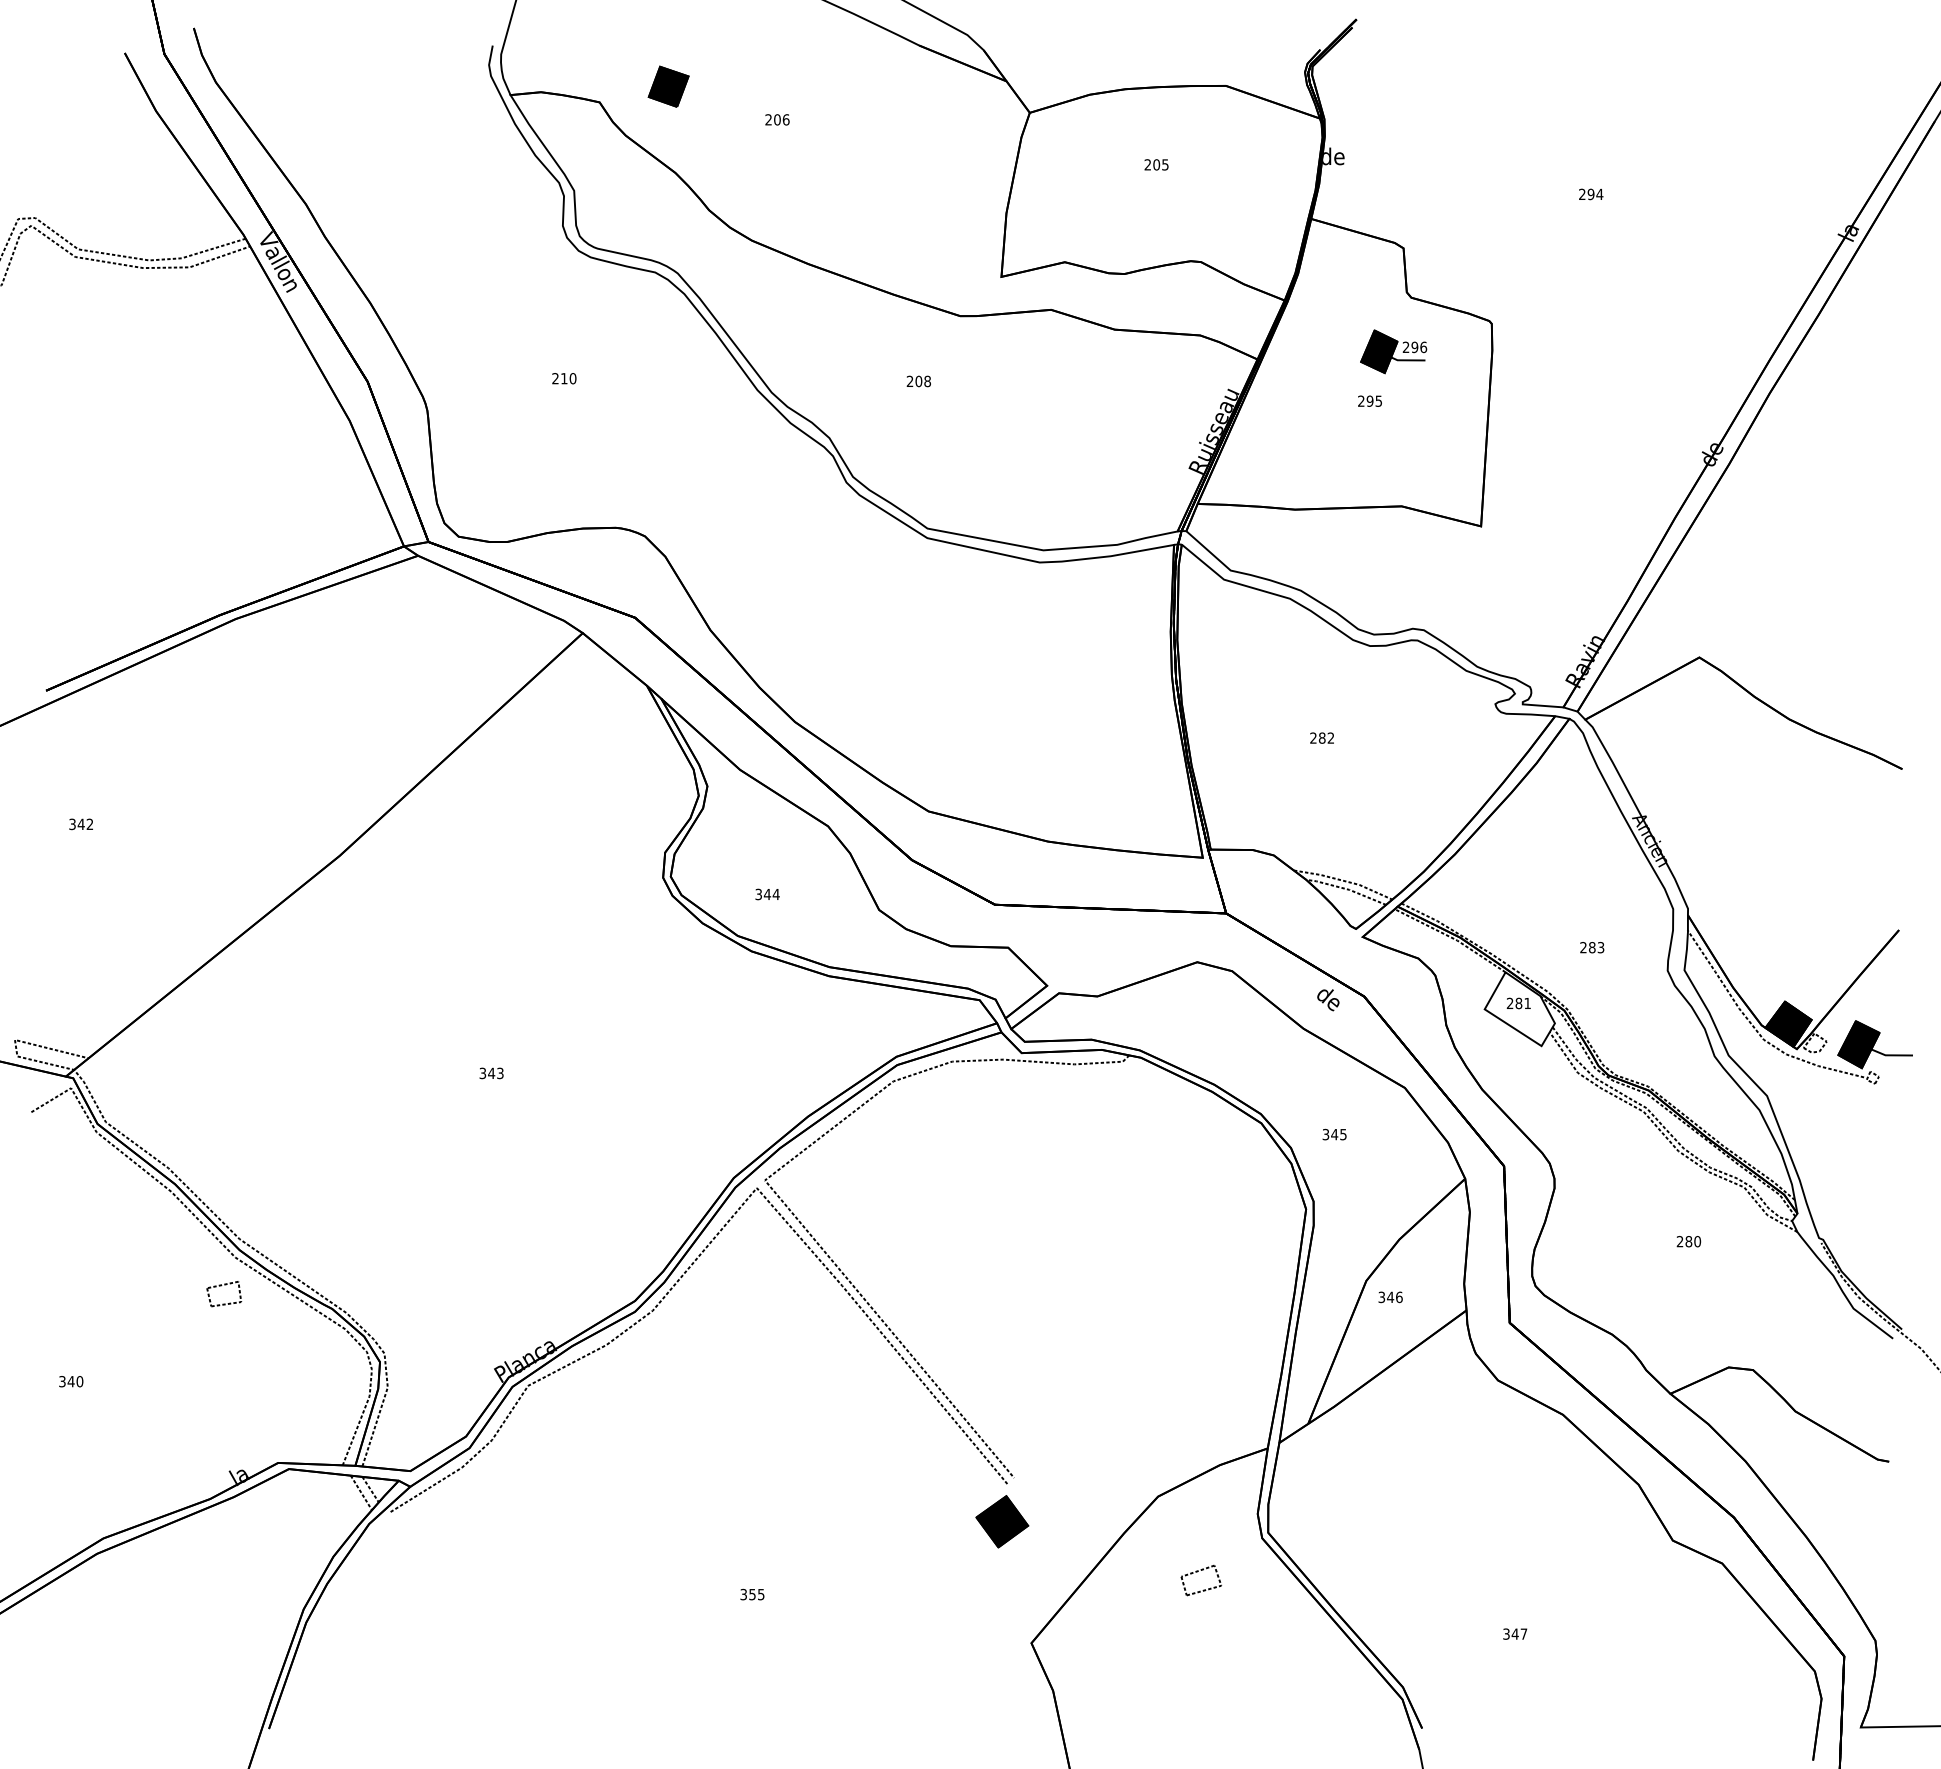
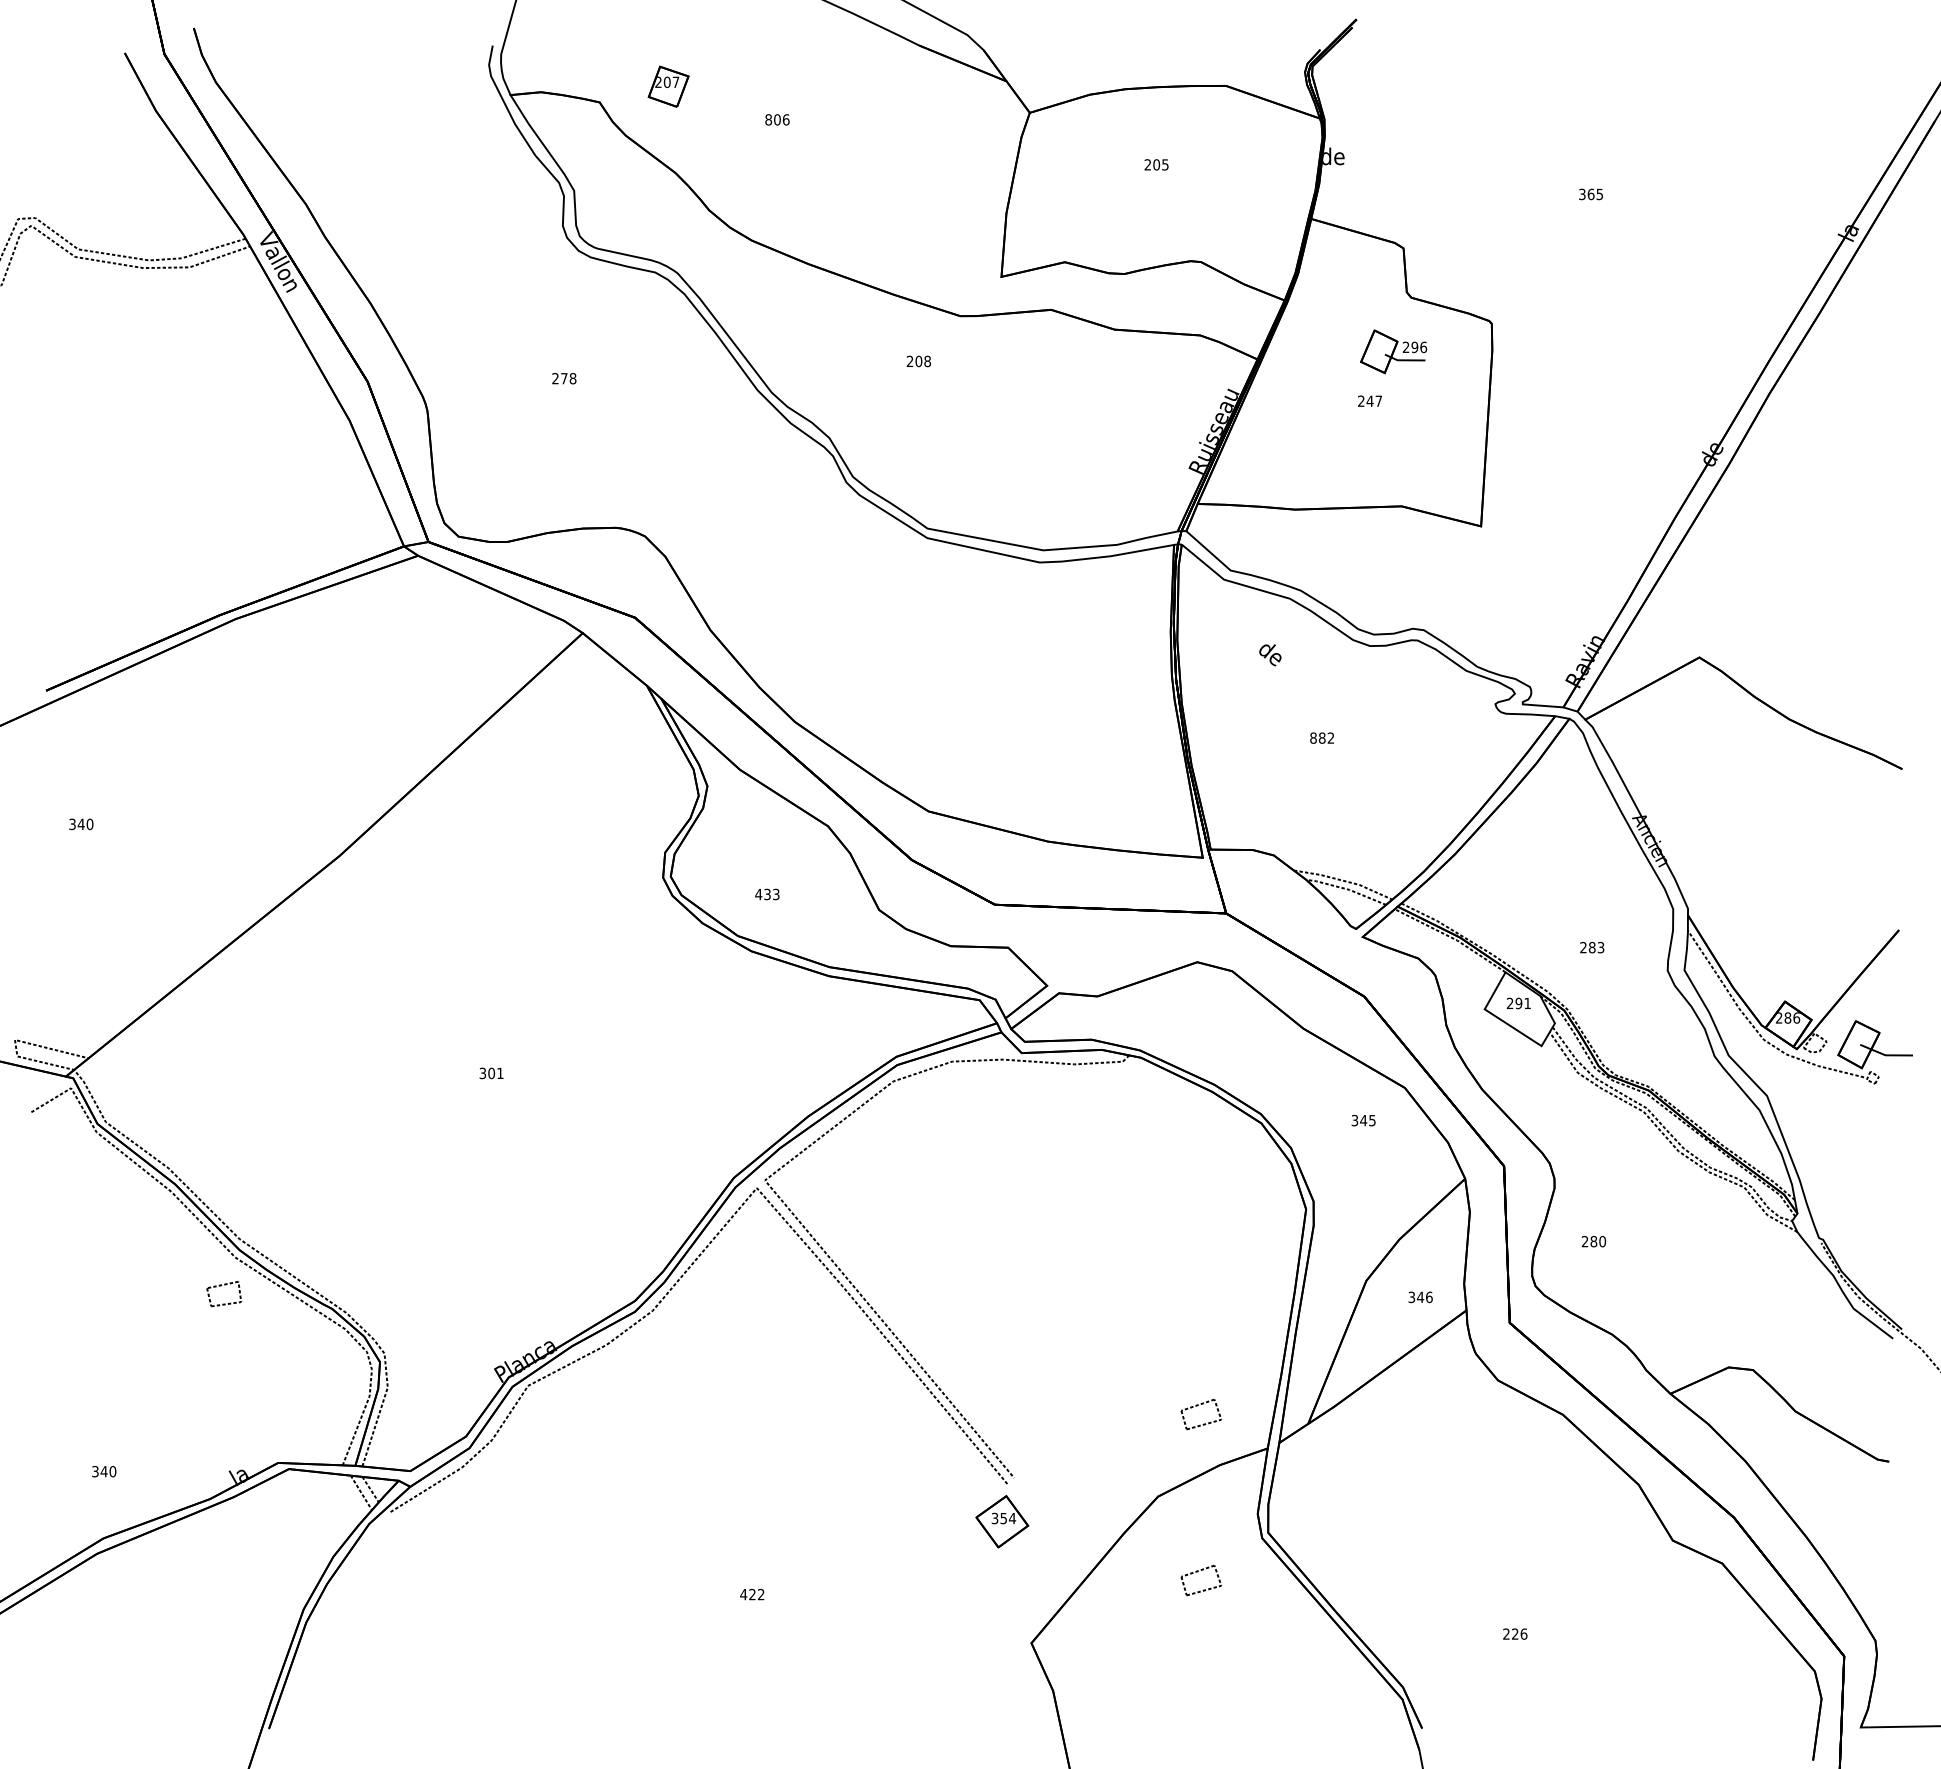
fill: present -> none (668, 86)
text: 206 -> 806 (768, 119)
text: 294 -> 365 (1591, 194)
fill: present -> none (1379, 351)
text: 210 -> 278 (568, 378)
text position: (918, 381) -> (918, 361) (918, 361)
text: 295 -> 247 (1373, 400)
text: 282 -> 882 (1313, 737)
text: 342 -> 340 (89, 824)
text: 344 -> 433 (767, 894)
text position: (1328, 1000) -> (1270, 655) (1270, 655)
text: 281 -> 291 (1518, 1003)
fill: present -> none (1788, 1023)
fill: present -> none (1858, 1044)
text: 343 -> 301 (495, 1073)
text position: (1334, 1134) -> (1363, 1120) (1363, 1120)
text position: (1688, 1241) -> (1593, 1241) (1593, 1241)
text position: (1390, 1297) -> (1420, 1297) (1420, 1297)
text position: (71, 1381) -> (104, 1471) (104, 1471)
part: none -> present (1197, 1406)
fill: present -> none (1002, 1521)
text: 355 -> 422 (752, 1594)
text: 347 -> 226 (1515, 1633)
